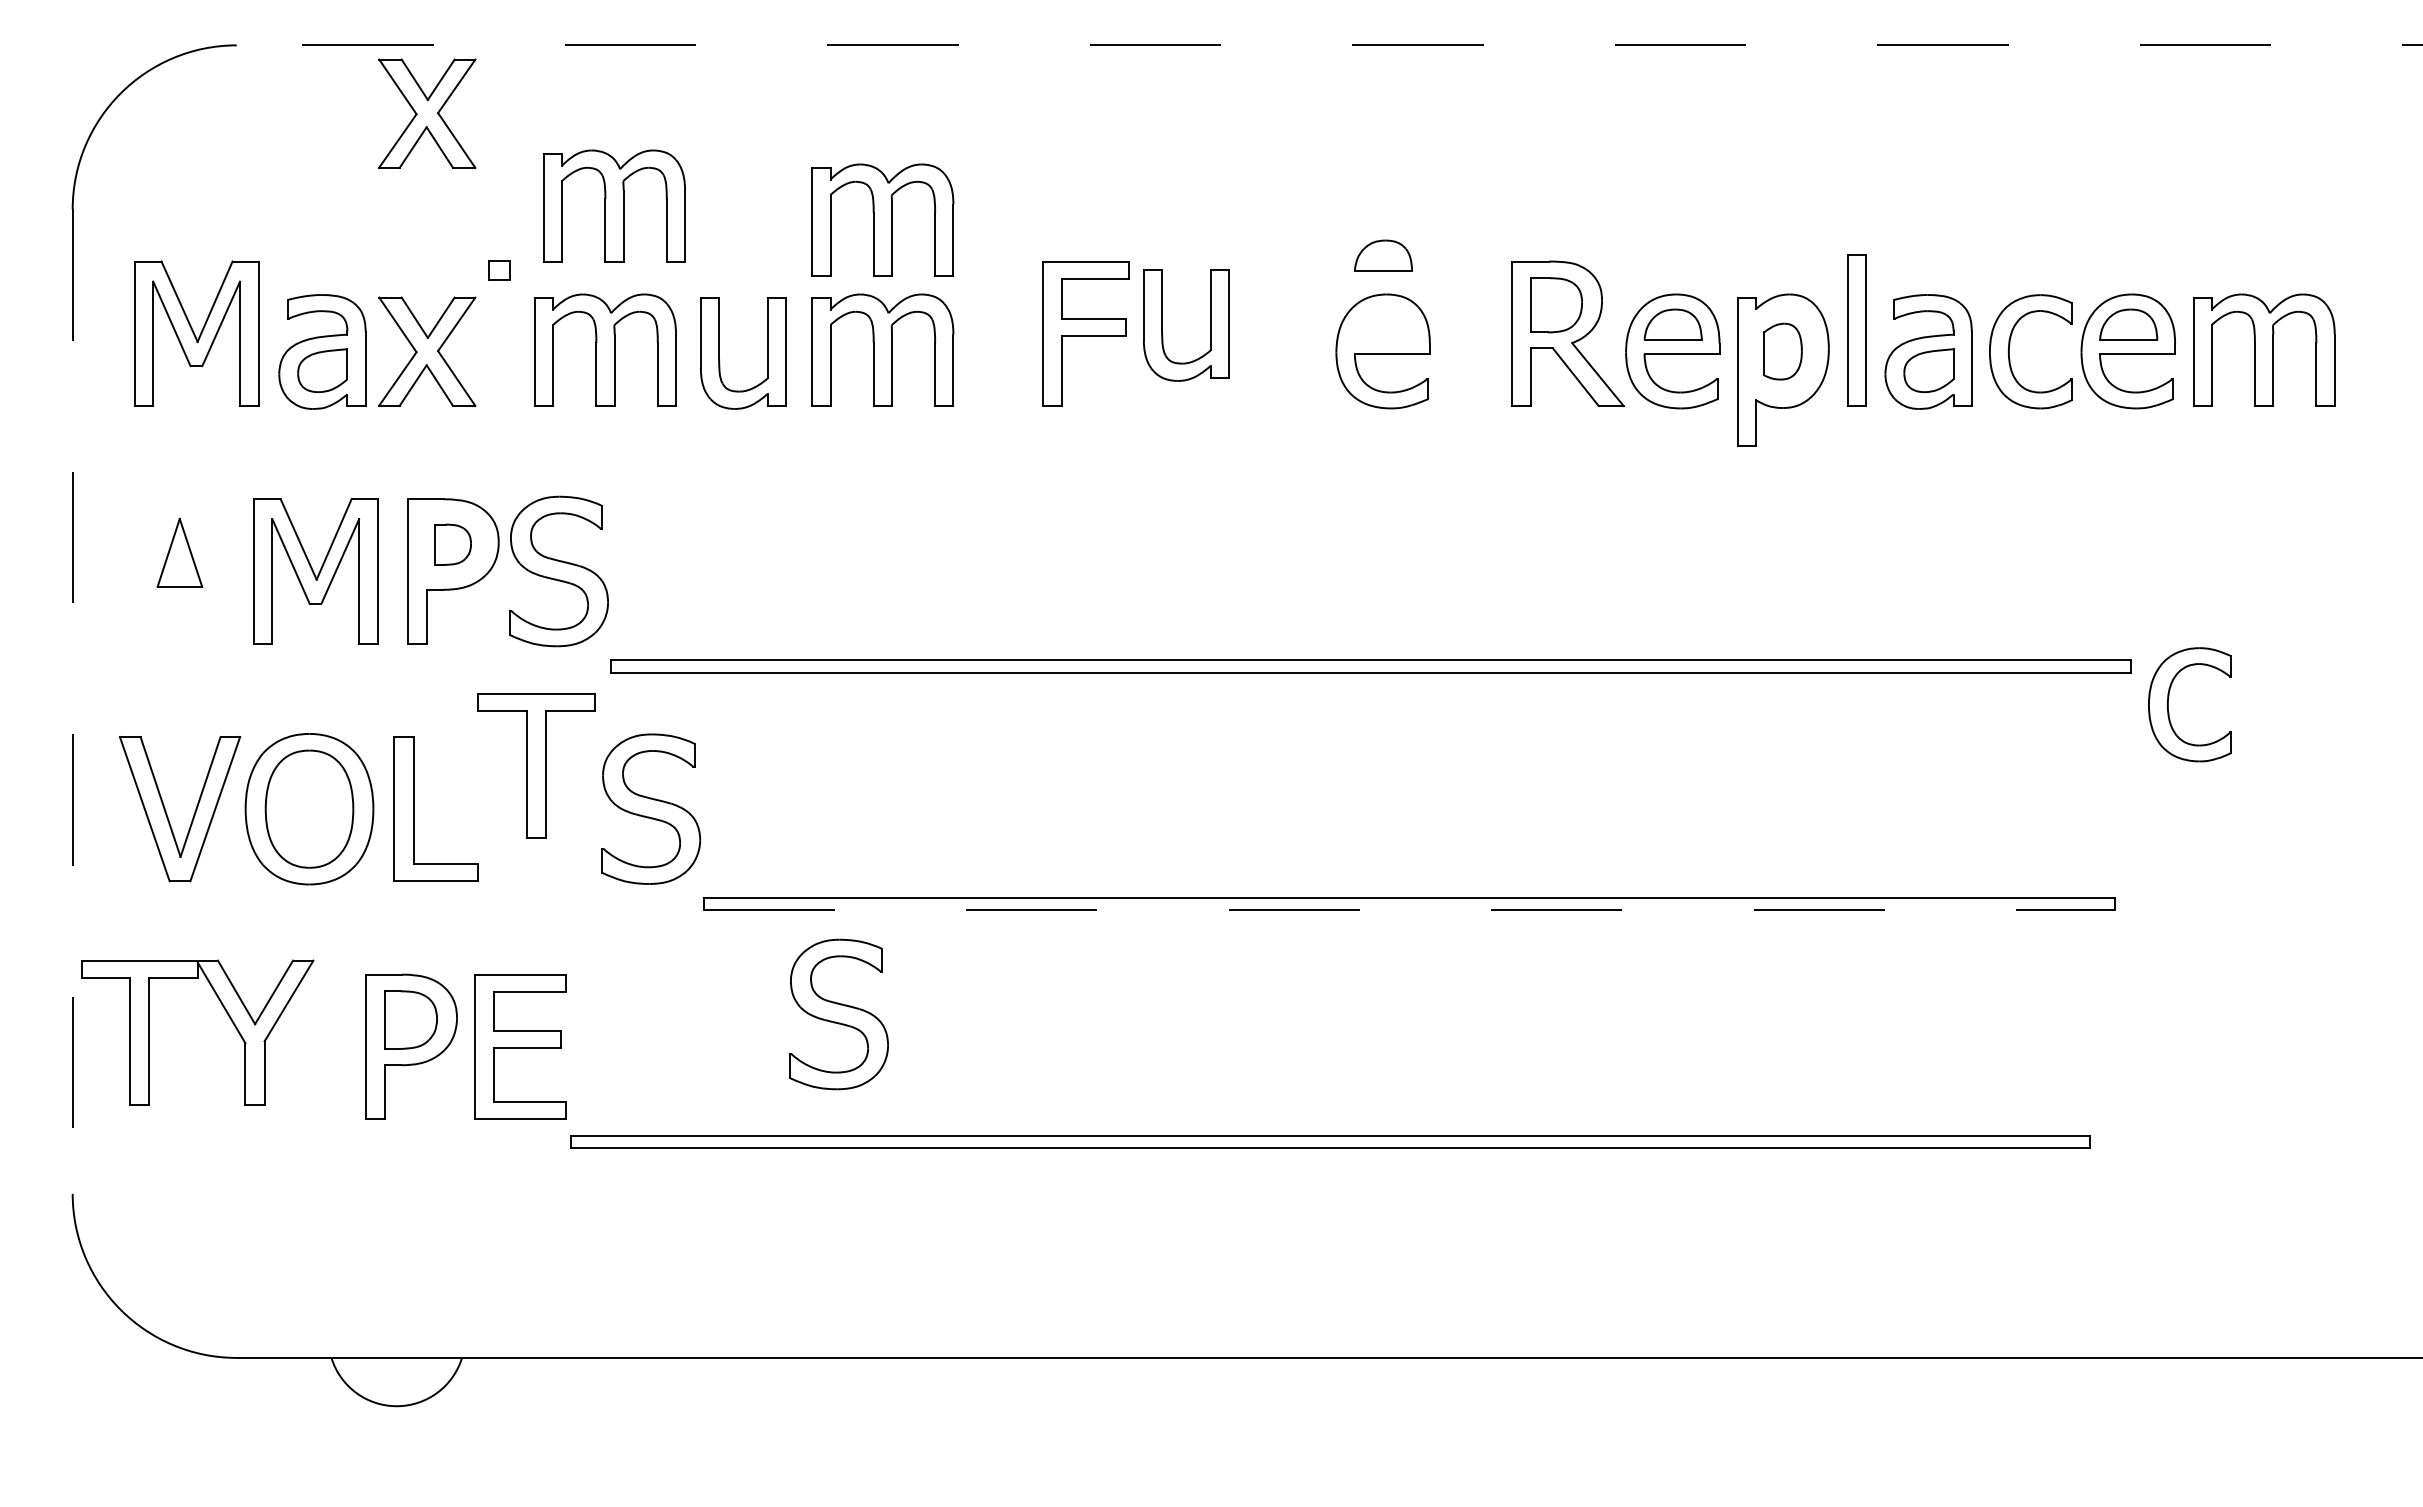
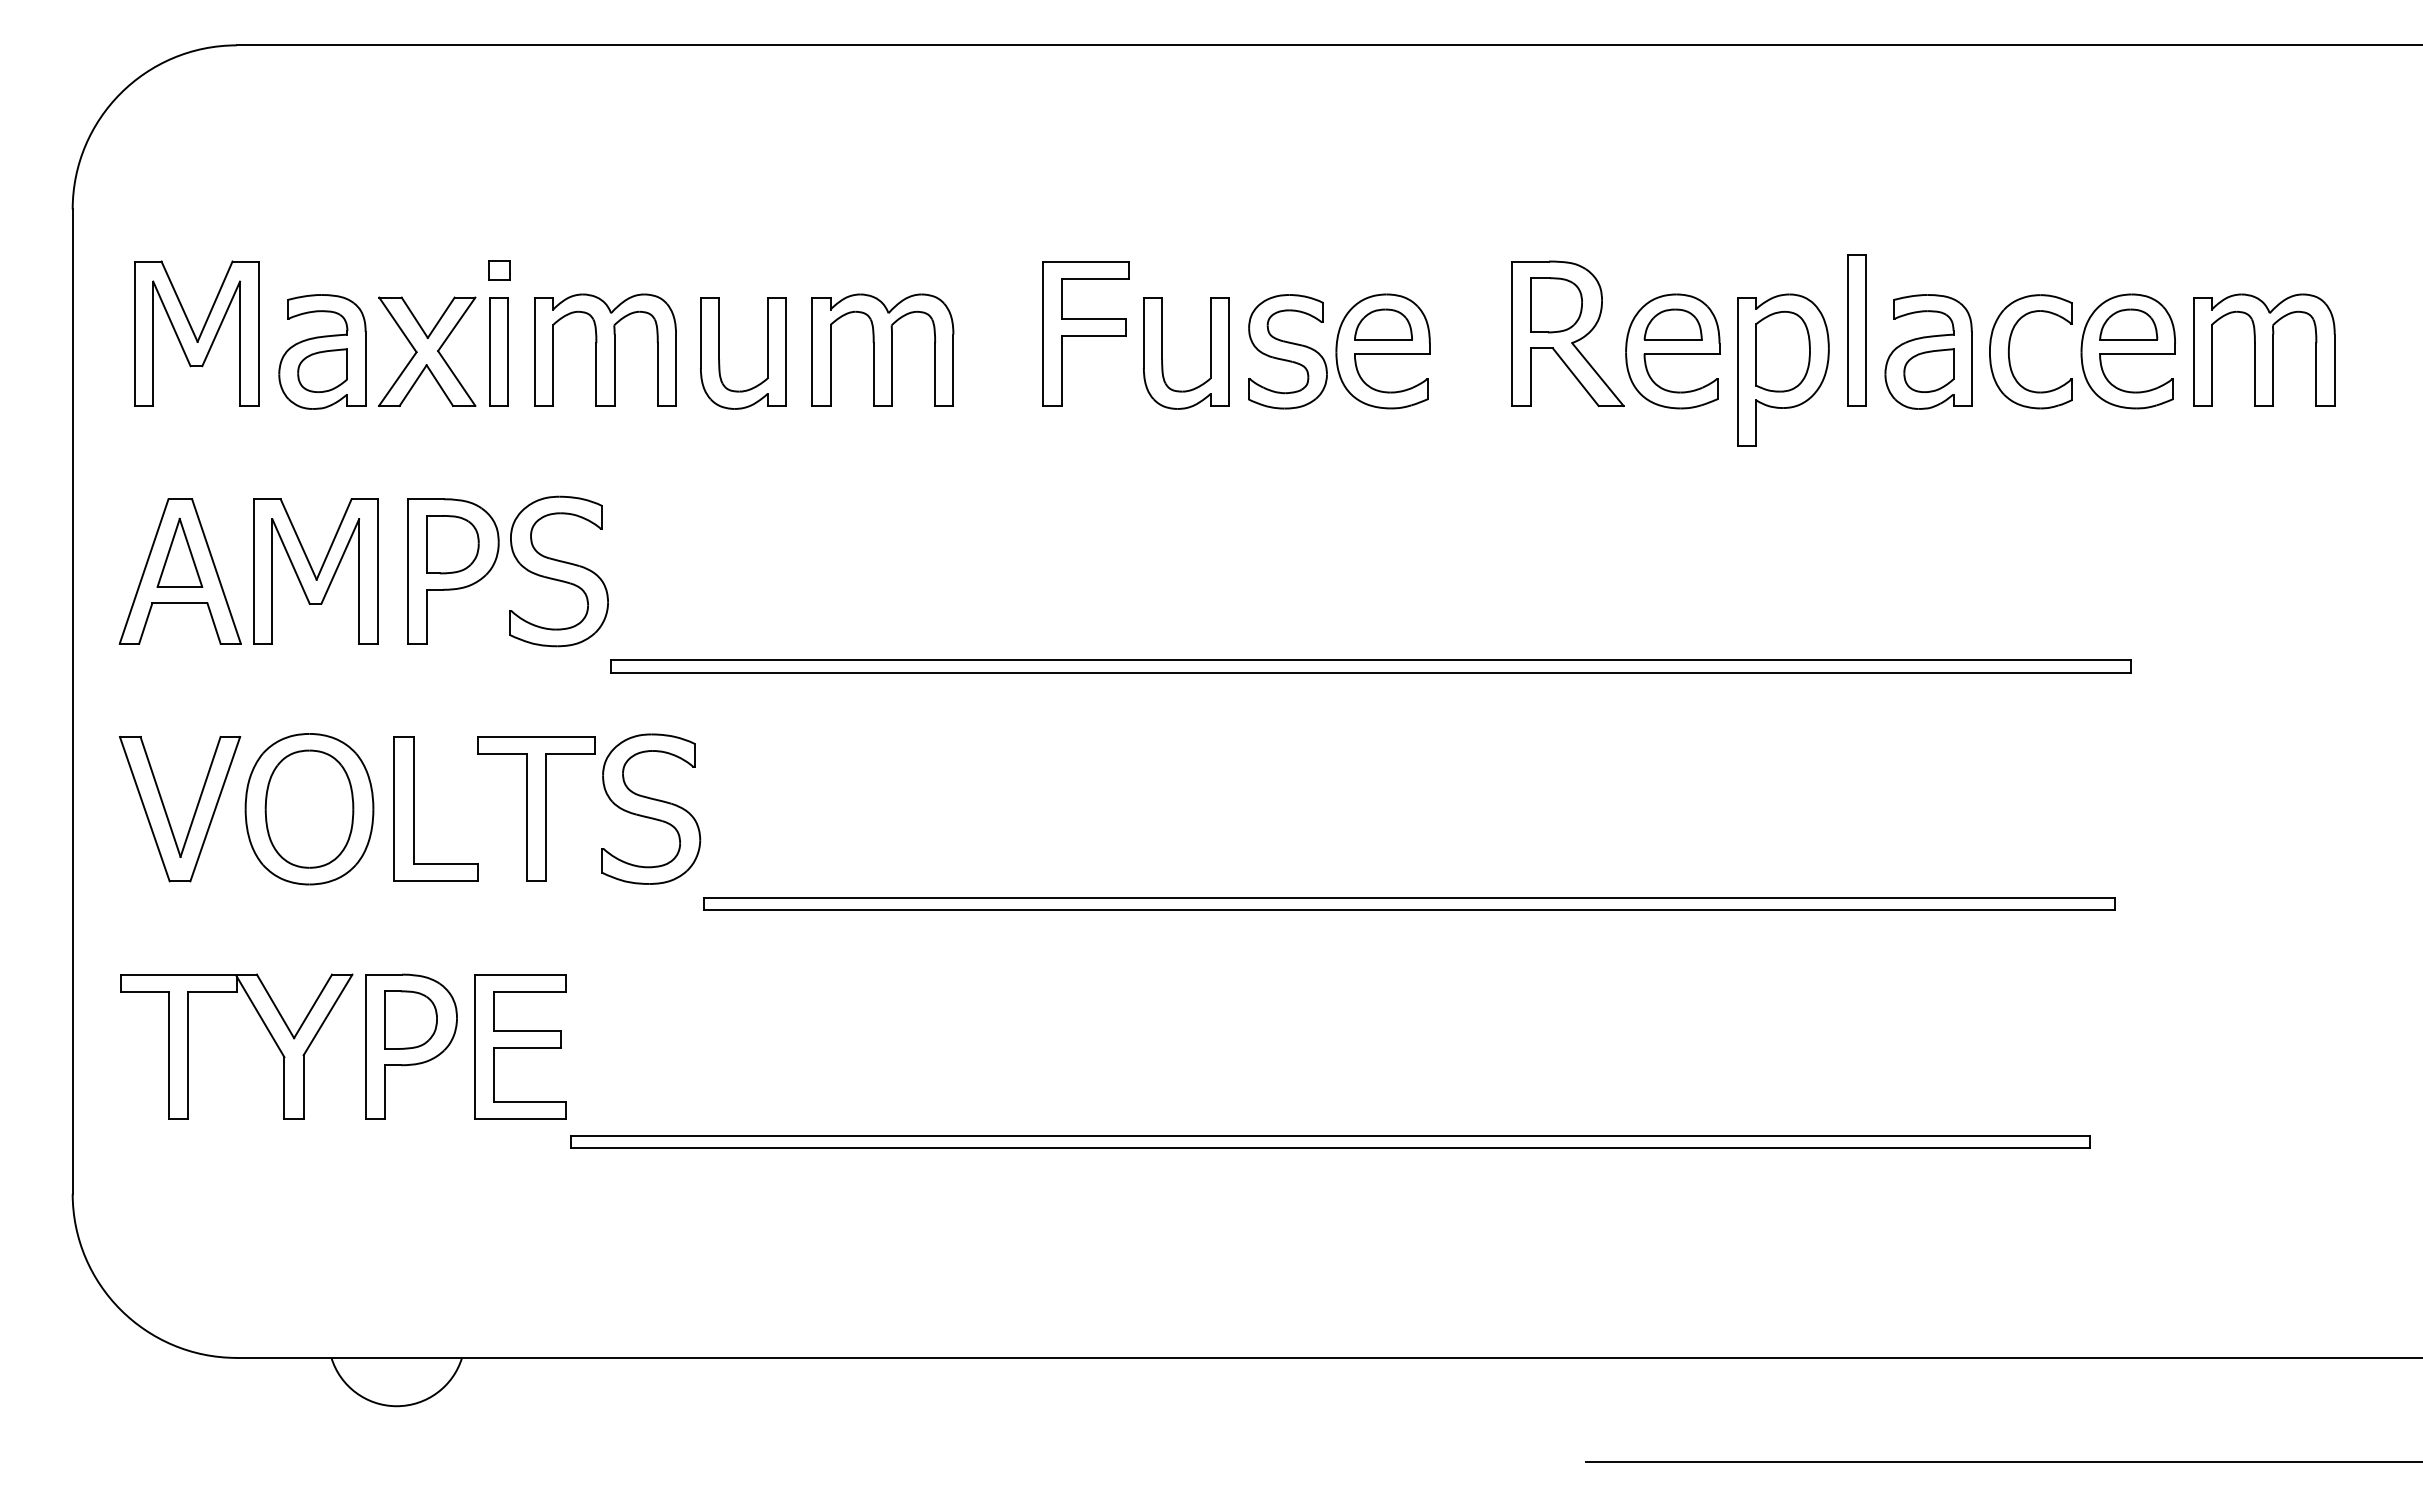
line: dashed -> solid (1329, 45)
part: present -> none (427, 113)
part: present -> none (614, 205)
part: present -> none (882, 219)
part position: (1383, 255) -> (1383, 324) (1383, 324)
part position: (1162, 325) -> (1162, 353) (1162, 353)
part: none -> present (498, 351)
part: none -> present (1287, 351)
part size: 40x59 px -> 56x83 px (1782, 351)
part size: 38x43 px -> 54x60 px (452, 544)
part: none -> present (179, 571)
line: dashed -> solid (72, 702)
part: present -> none (2168, 704)
part position: (536, 765) -> (536, 808) (536, 808)
line: dashed -> solid (1409, 910)
part position: (226, 1013) -> (265, 1027) (265, 1027)
part: present -> none (838, 1014)
line: none -> present (2002, 1461)
